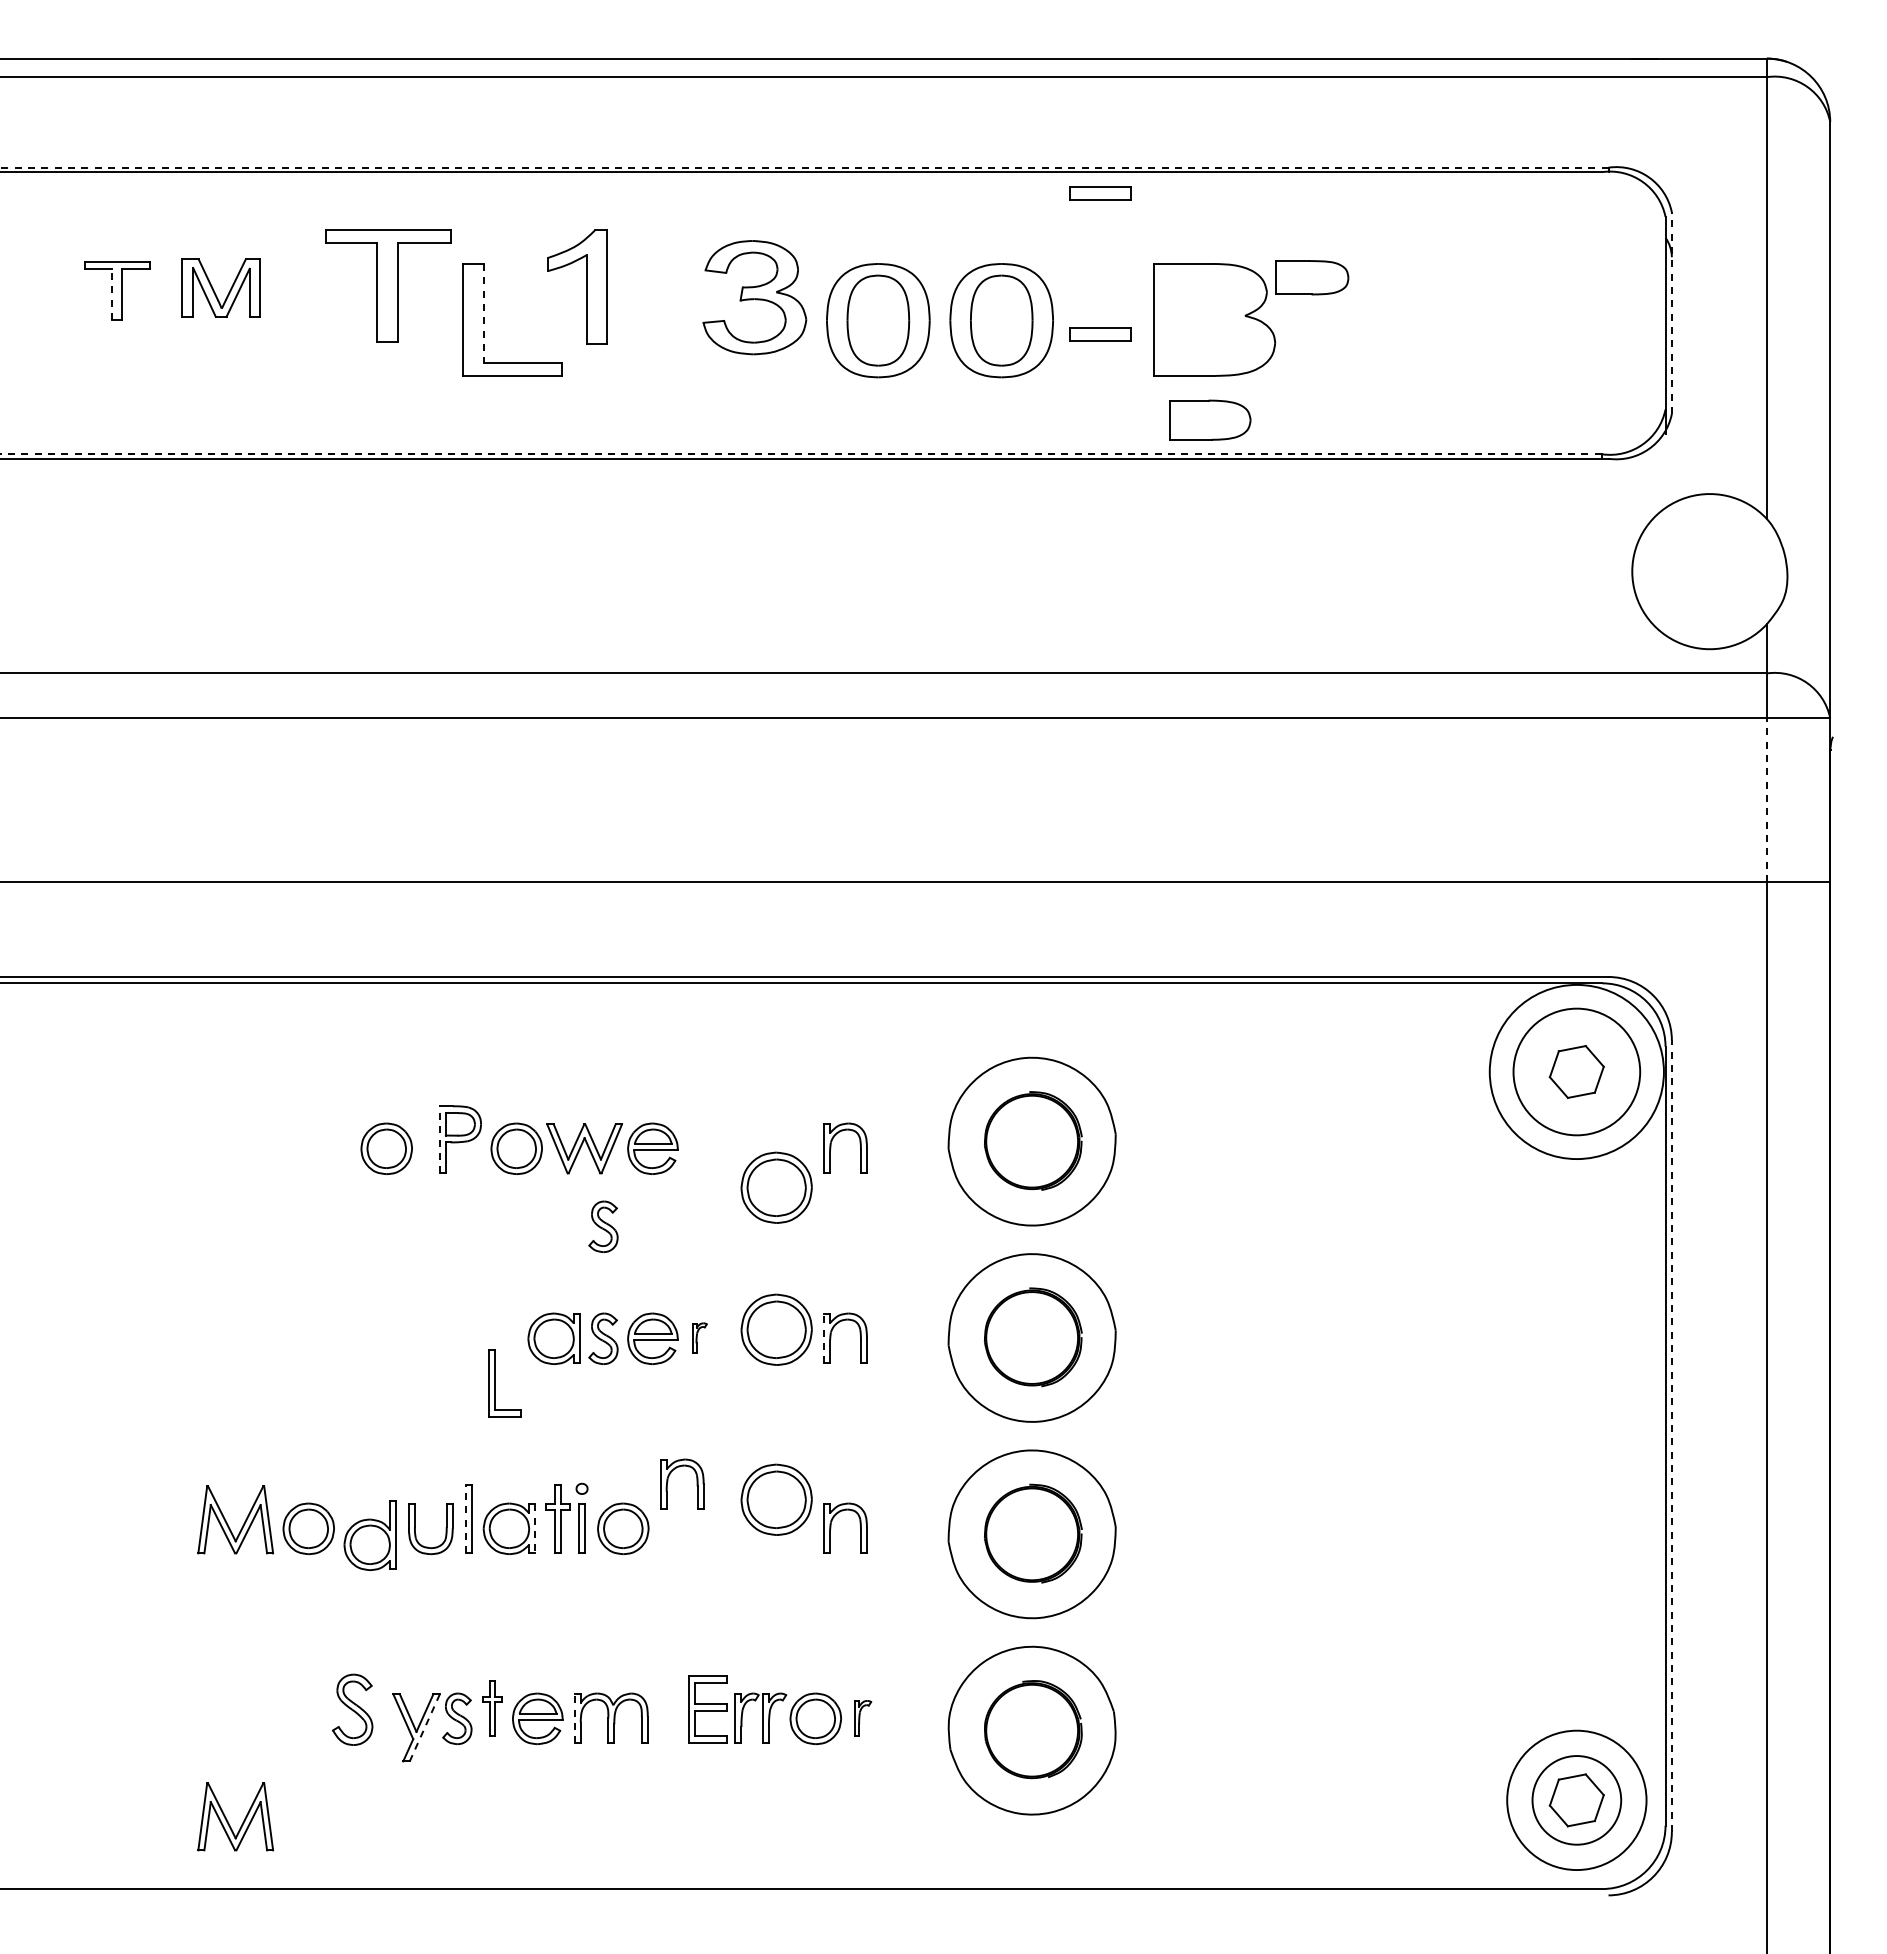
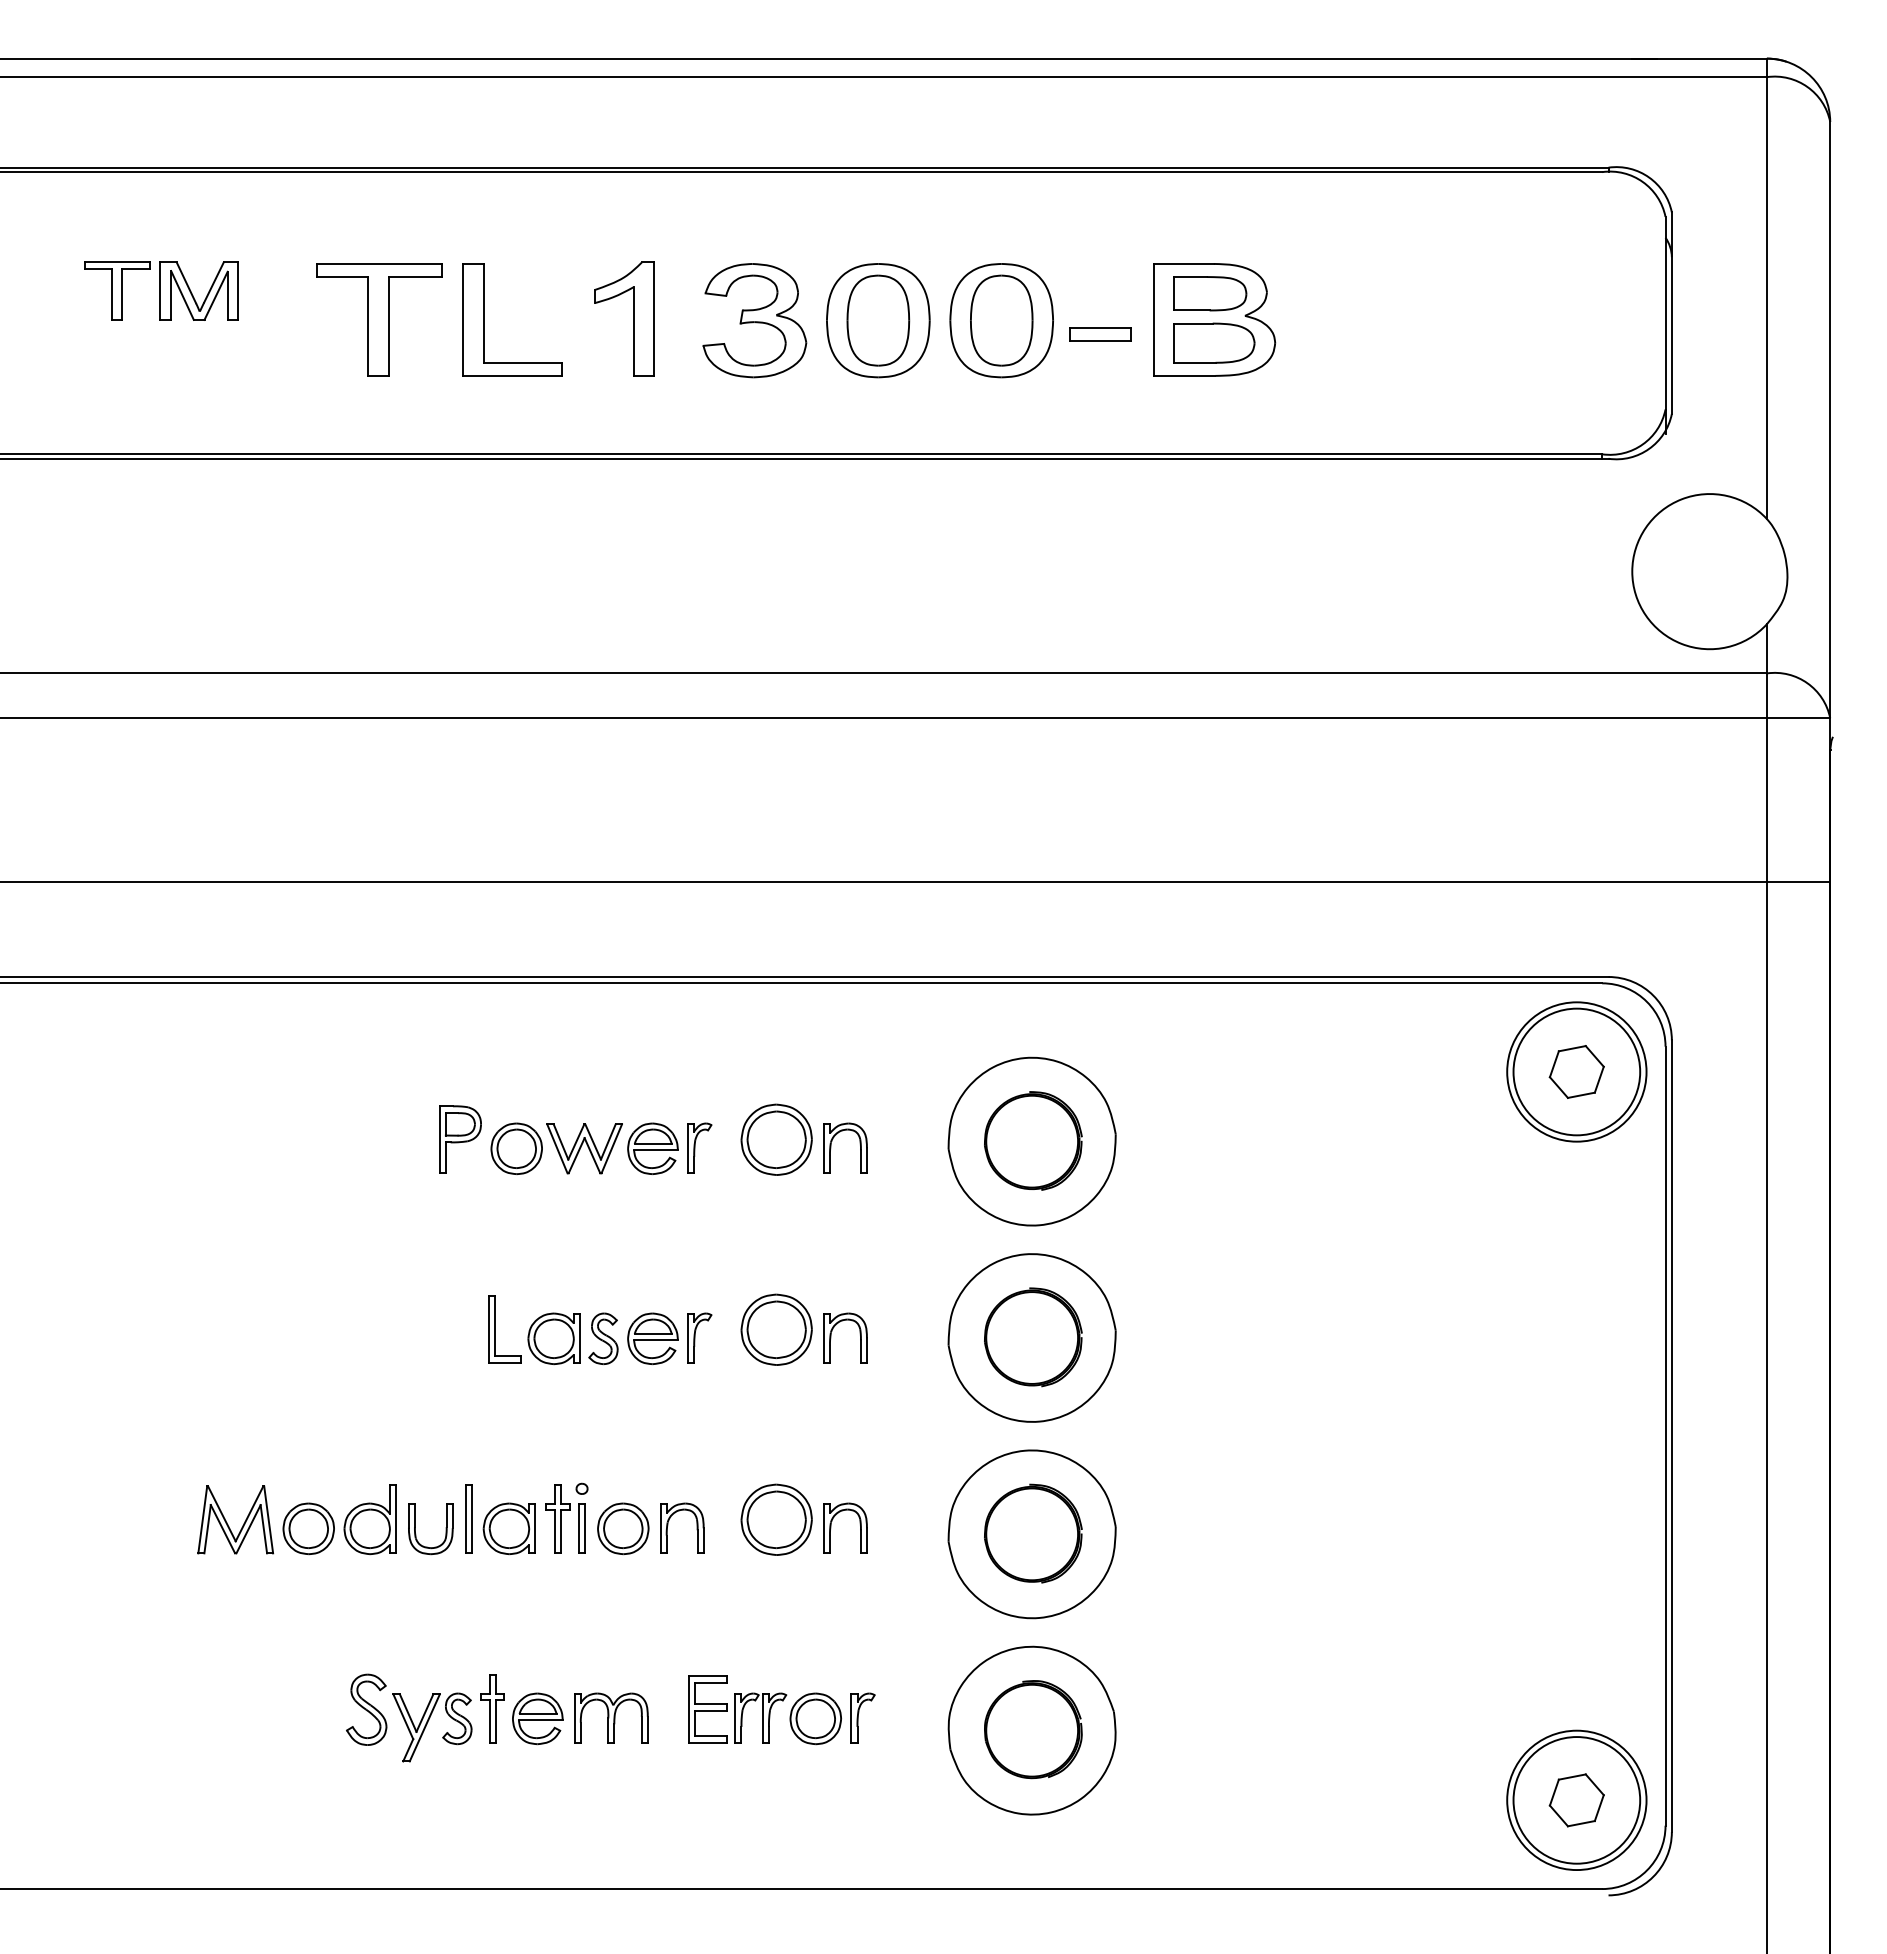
line: dashed -> solid (804, 167)
part: present -> none (1100, 193)
part position: (1312, 277) -> (1210, 293) (1210, 293)
part position: (388, 285) -> (379, 319) (379, 319)
part position: (586, 286) -> (633, 318) (633, 318)
part position: (214, 290) -> (192, 293) (192, 293)
line: dashed -> solid (111, 294)
part position: (754, 297) -> (754, 320) (754, 320)
line: dashed -> solid (483, 313)
line: dashed -> solid (1671, 313)
part position: (1210, 419) -> (1214, 342) (1214, 342)
line: dashed -> solid (802, 454)
line: dashed -> solid (1766, 800)
circle diameter: 174 px -> 139 px (1576, 1071)
line: dashed -> solid (439, 1139)
part: none -> present (699, 1147)
part: present -> none (386, 1148)
part position: (776, 1187) -> (776, 1139) (776, 1139)
part: present -> none (603, 1226)
part size: 16x32 px -> 26x52 px (699, 1337)
line: dashed -> solid (823, 1338)
part position: (495, 1383) -> (495, 1329) (495, 1329)
line: dashed -> solid (1671, 1436)
part position: (696, 1483) -> (696, 1527) (696, 1527)
part position: (776, 1499) -> (776, 1519) (776, 1519)
line: dashed -> solid (465, 1518)
line: dashed -> solid (535, 1529)
part position: (369, 1535) -> (369, 1519) (369, 1519)
part size: 21x57 px -> 25x70 px (492, 1708)
part position: (352, 1709) -> (366, 1709) (366, 1709)
line: dashed -> solid (574, 1718)
part size: 19x37 px -> 26x52 px (862, 1717)
line: dashed -> solid (424, 1727)
circle diameter: 89 px -> 127 px (1576, 1800)
part: present -> none (227, 1819)
